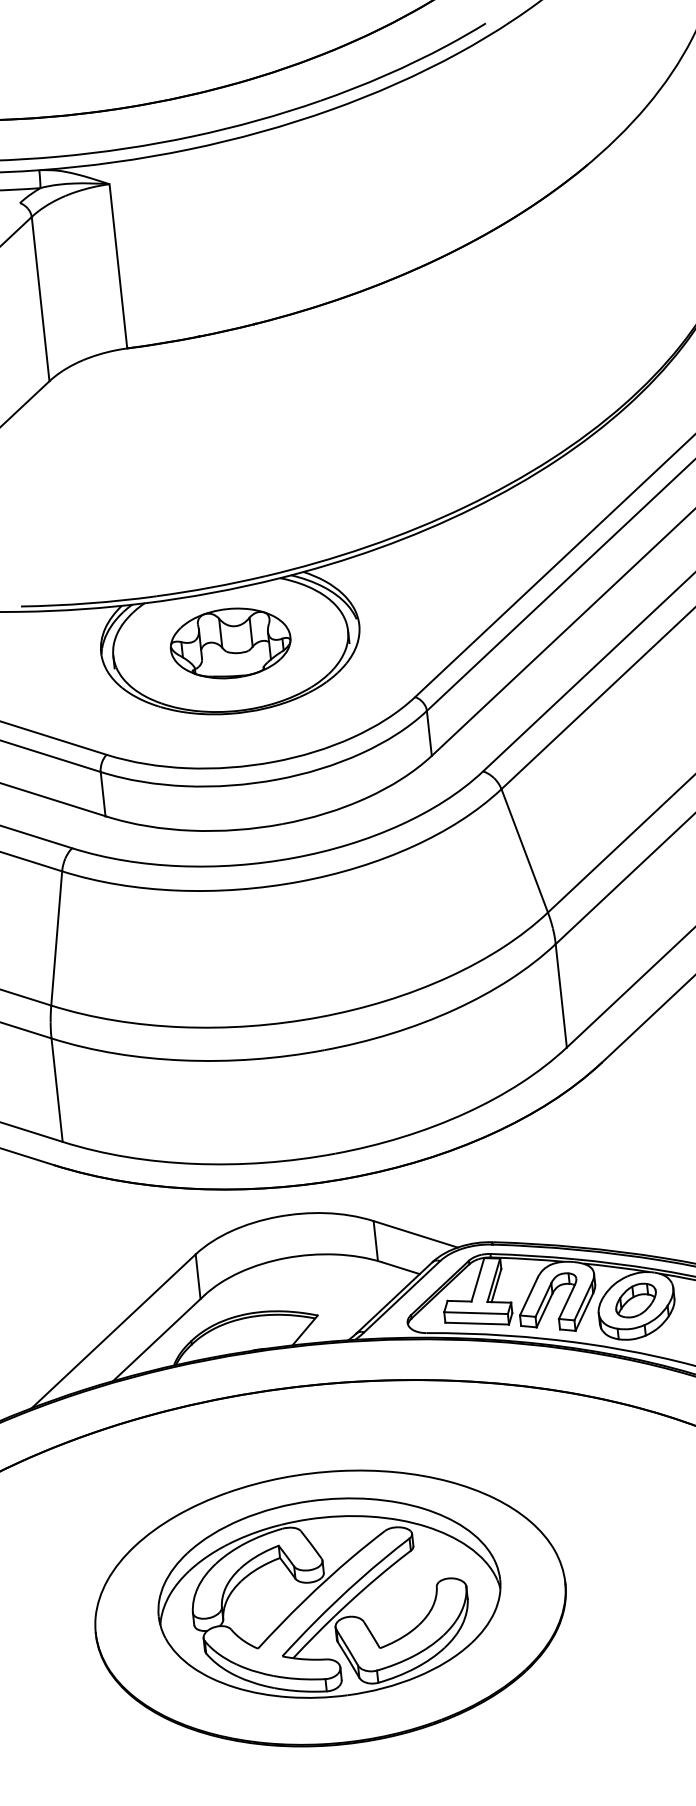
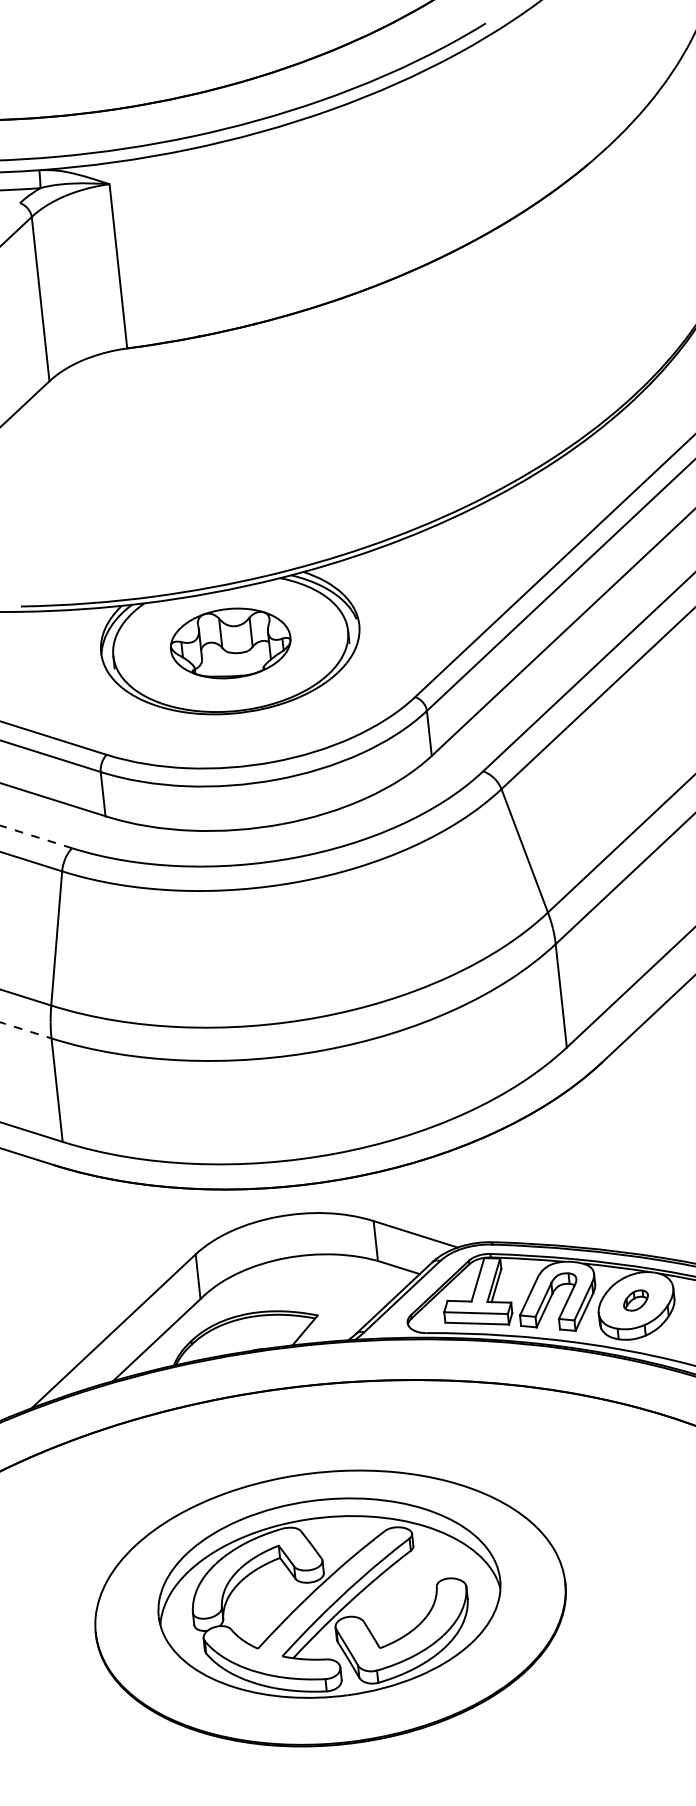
line: solid -> dashed (36, 836)
line: solid -> dashed (25, 1030)
part size: 42x37 px -> 26x23 px (635, 1300)
